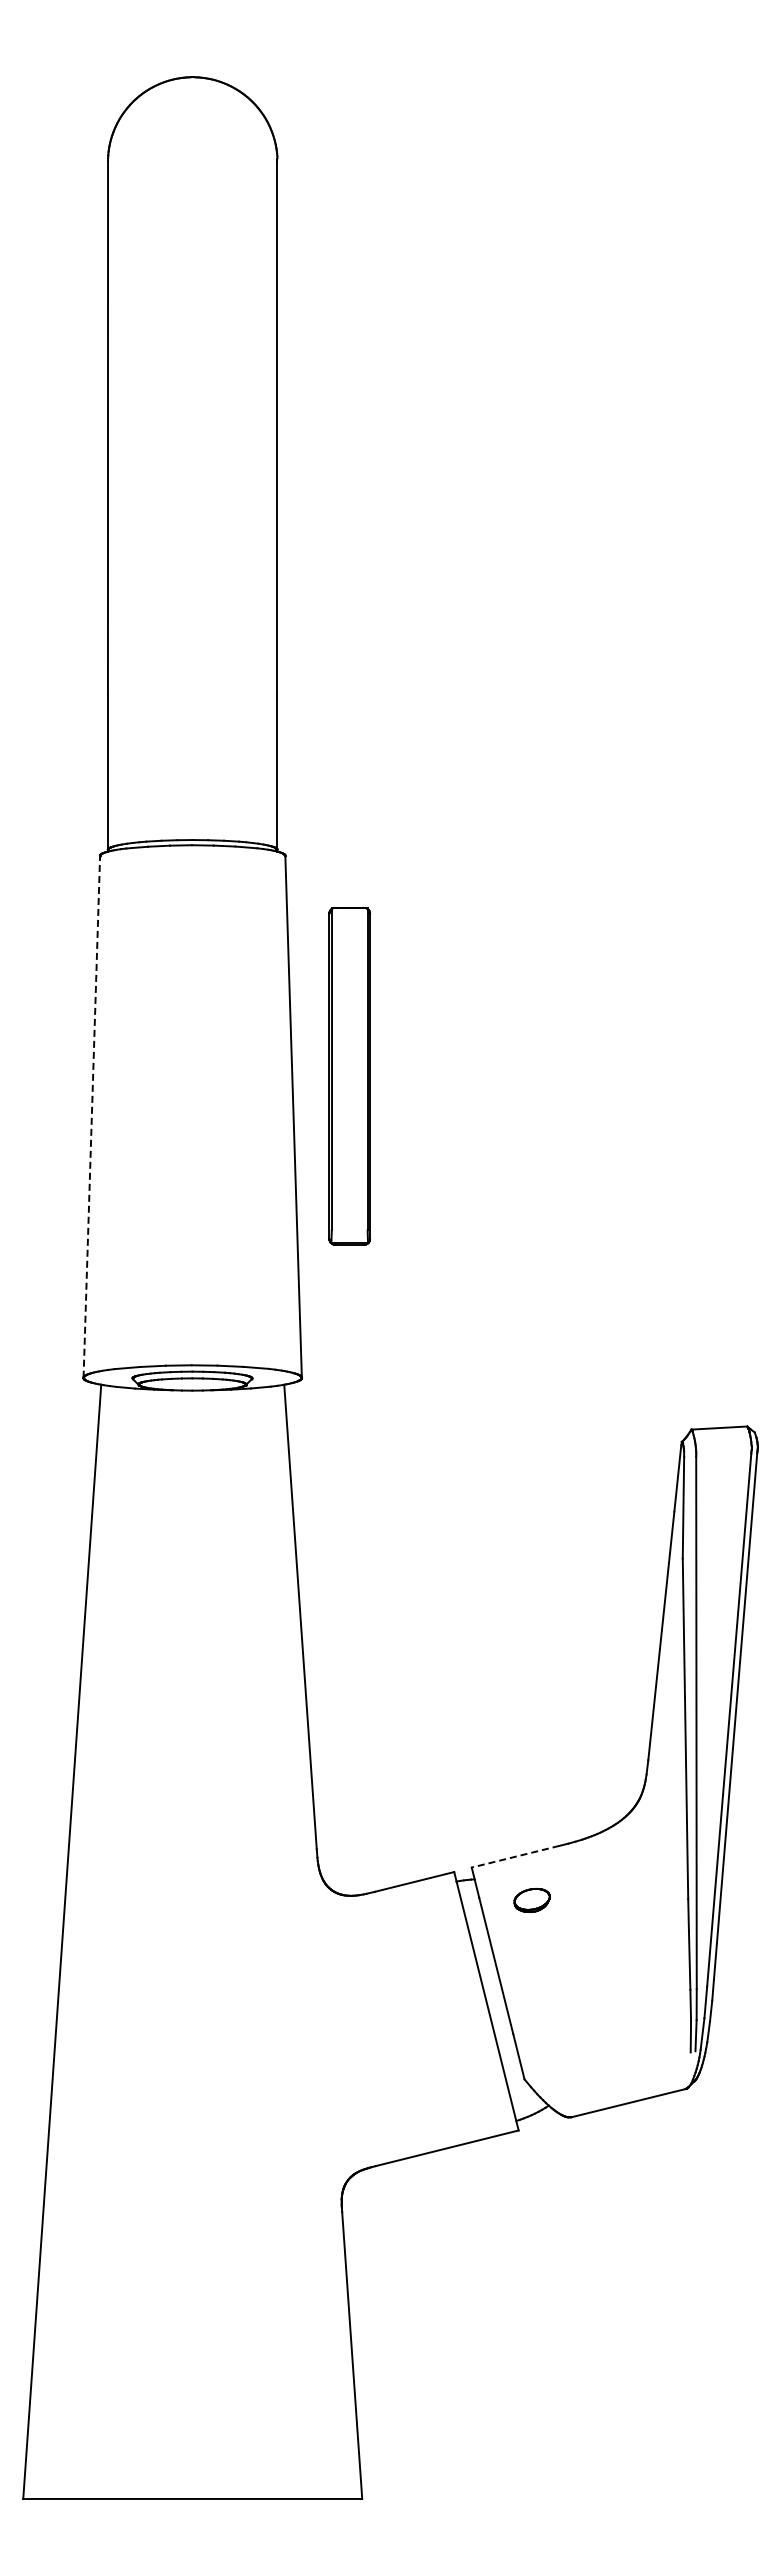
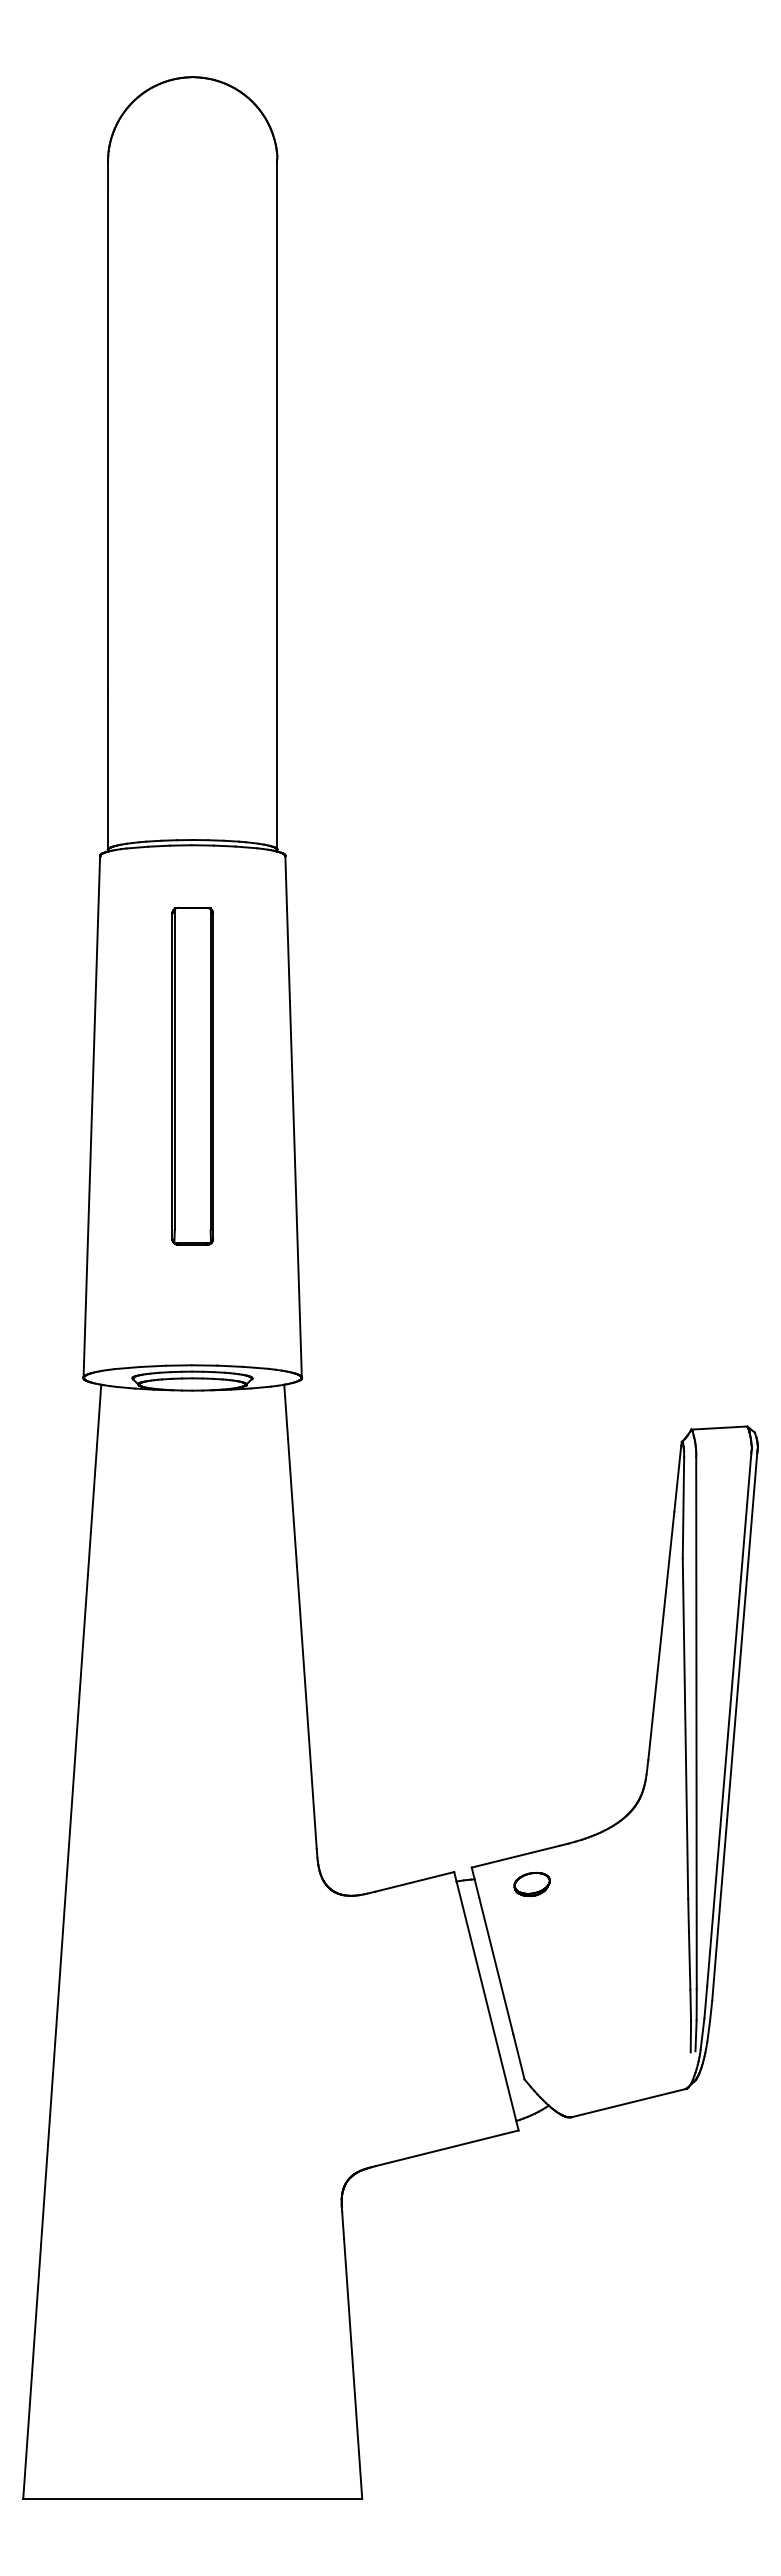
part position: (349, 1075) -> (192, 1075) (192, 1075)
line: dashed -> solid (91, 1116)
line: dashed -> solid (515, 1856)
part position: (531, 1900) -> (531, 1884) (531, 1884)
